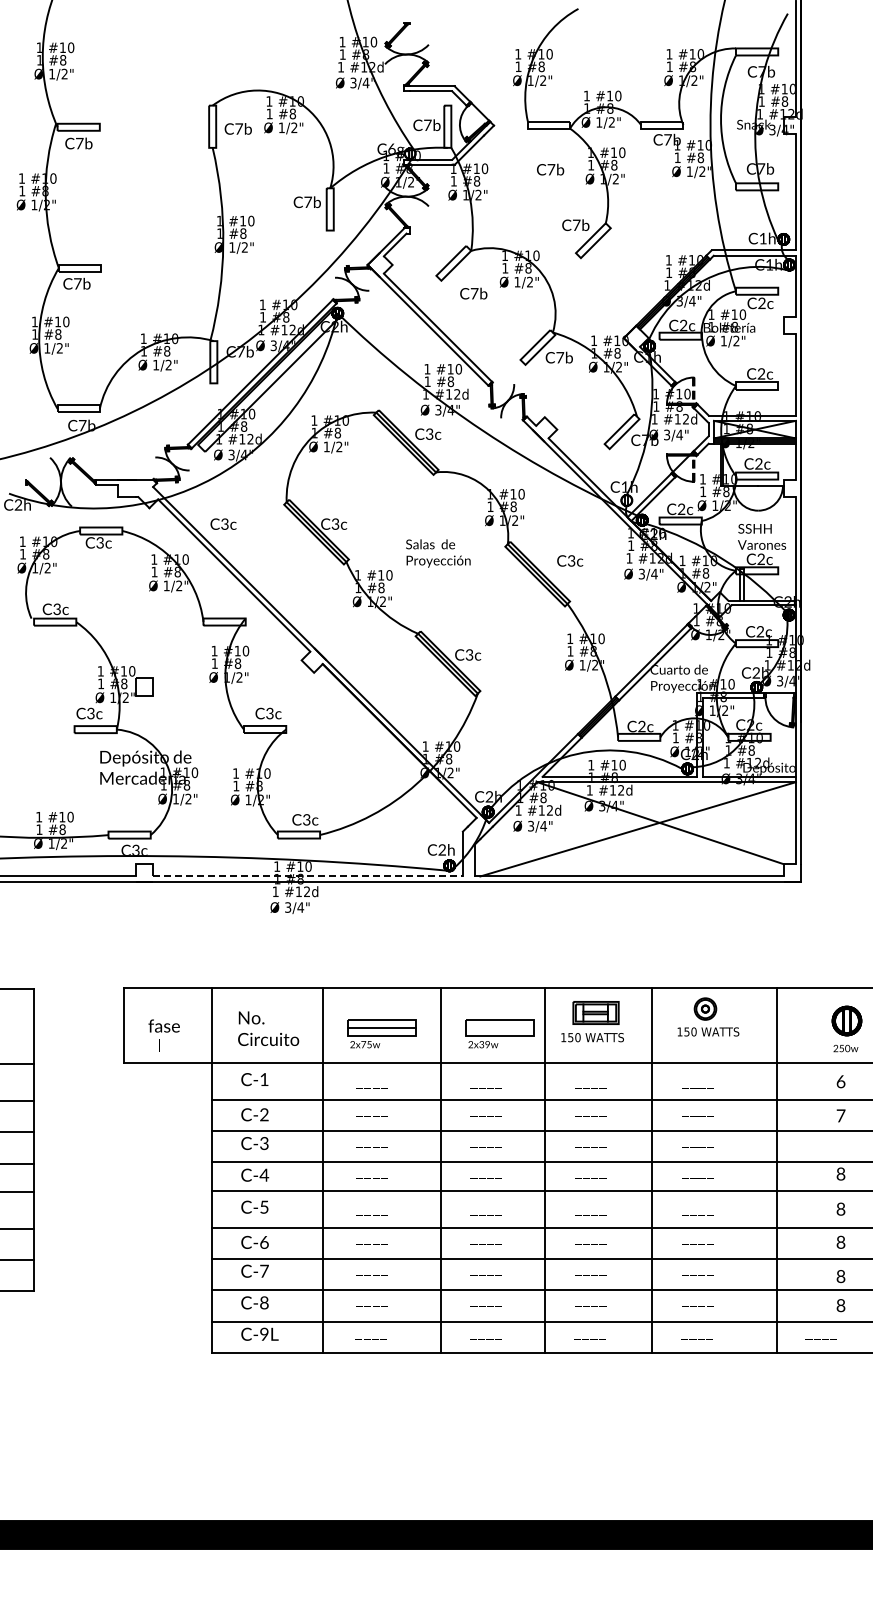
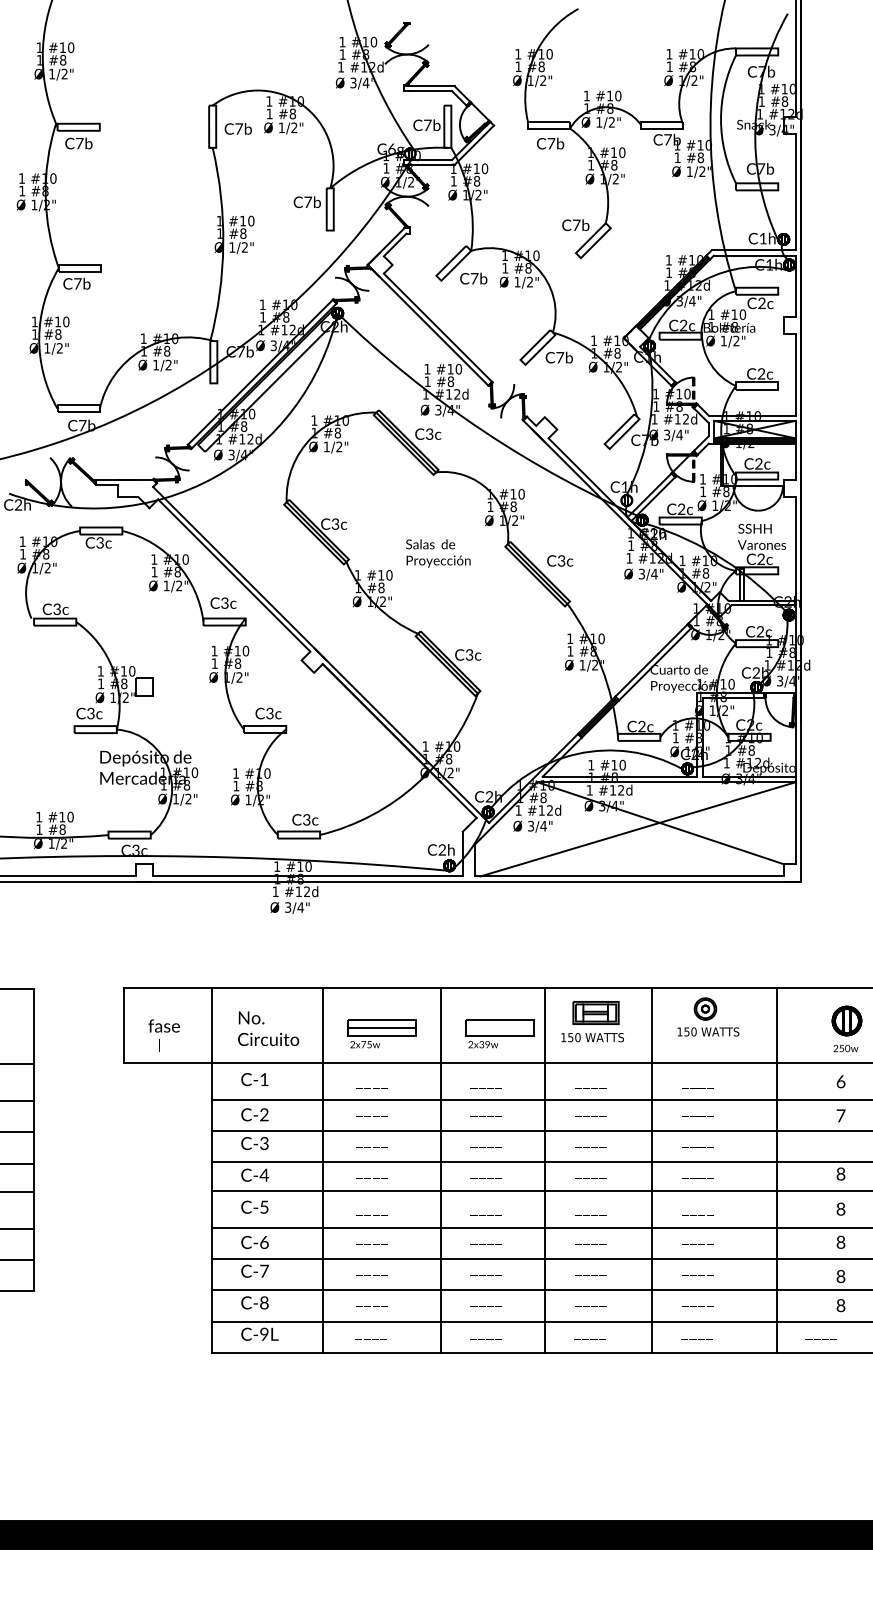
text position: (550, 169) -> (550, 143) (550, 143)
text position: (473, 293) -> (473, 278) (473, 278)
text position: (223, 523) -> (223, 602) (223, 602)
text position: (570, 560) -> (560, 560) (560, 560)
line: dashed -> solid (308, 876)
